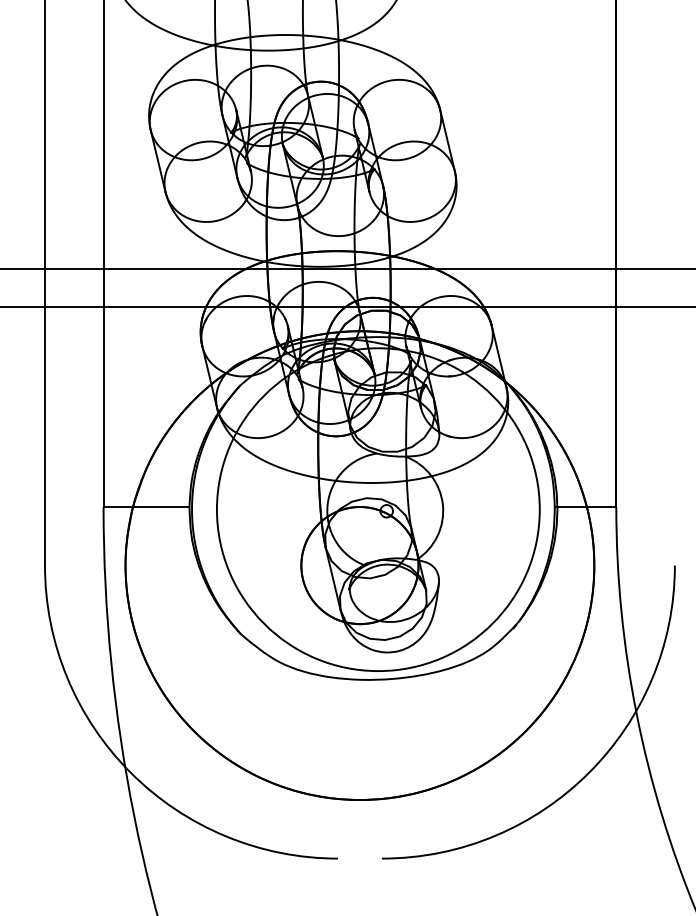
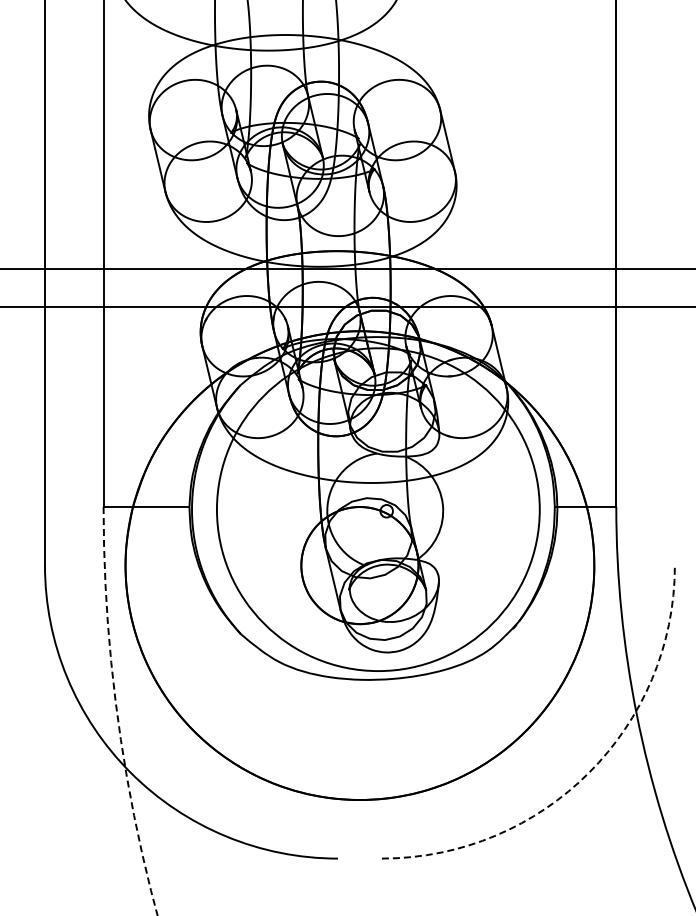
arc: solid -> dashed (117, 713)
arc: solid -> dashed (589, 772)
